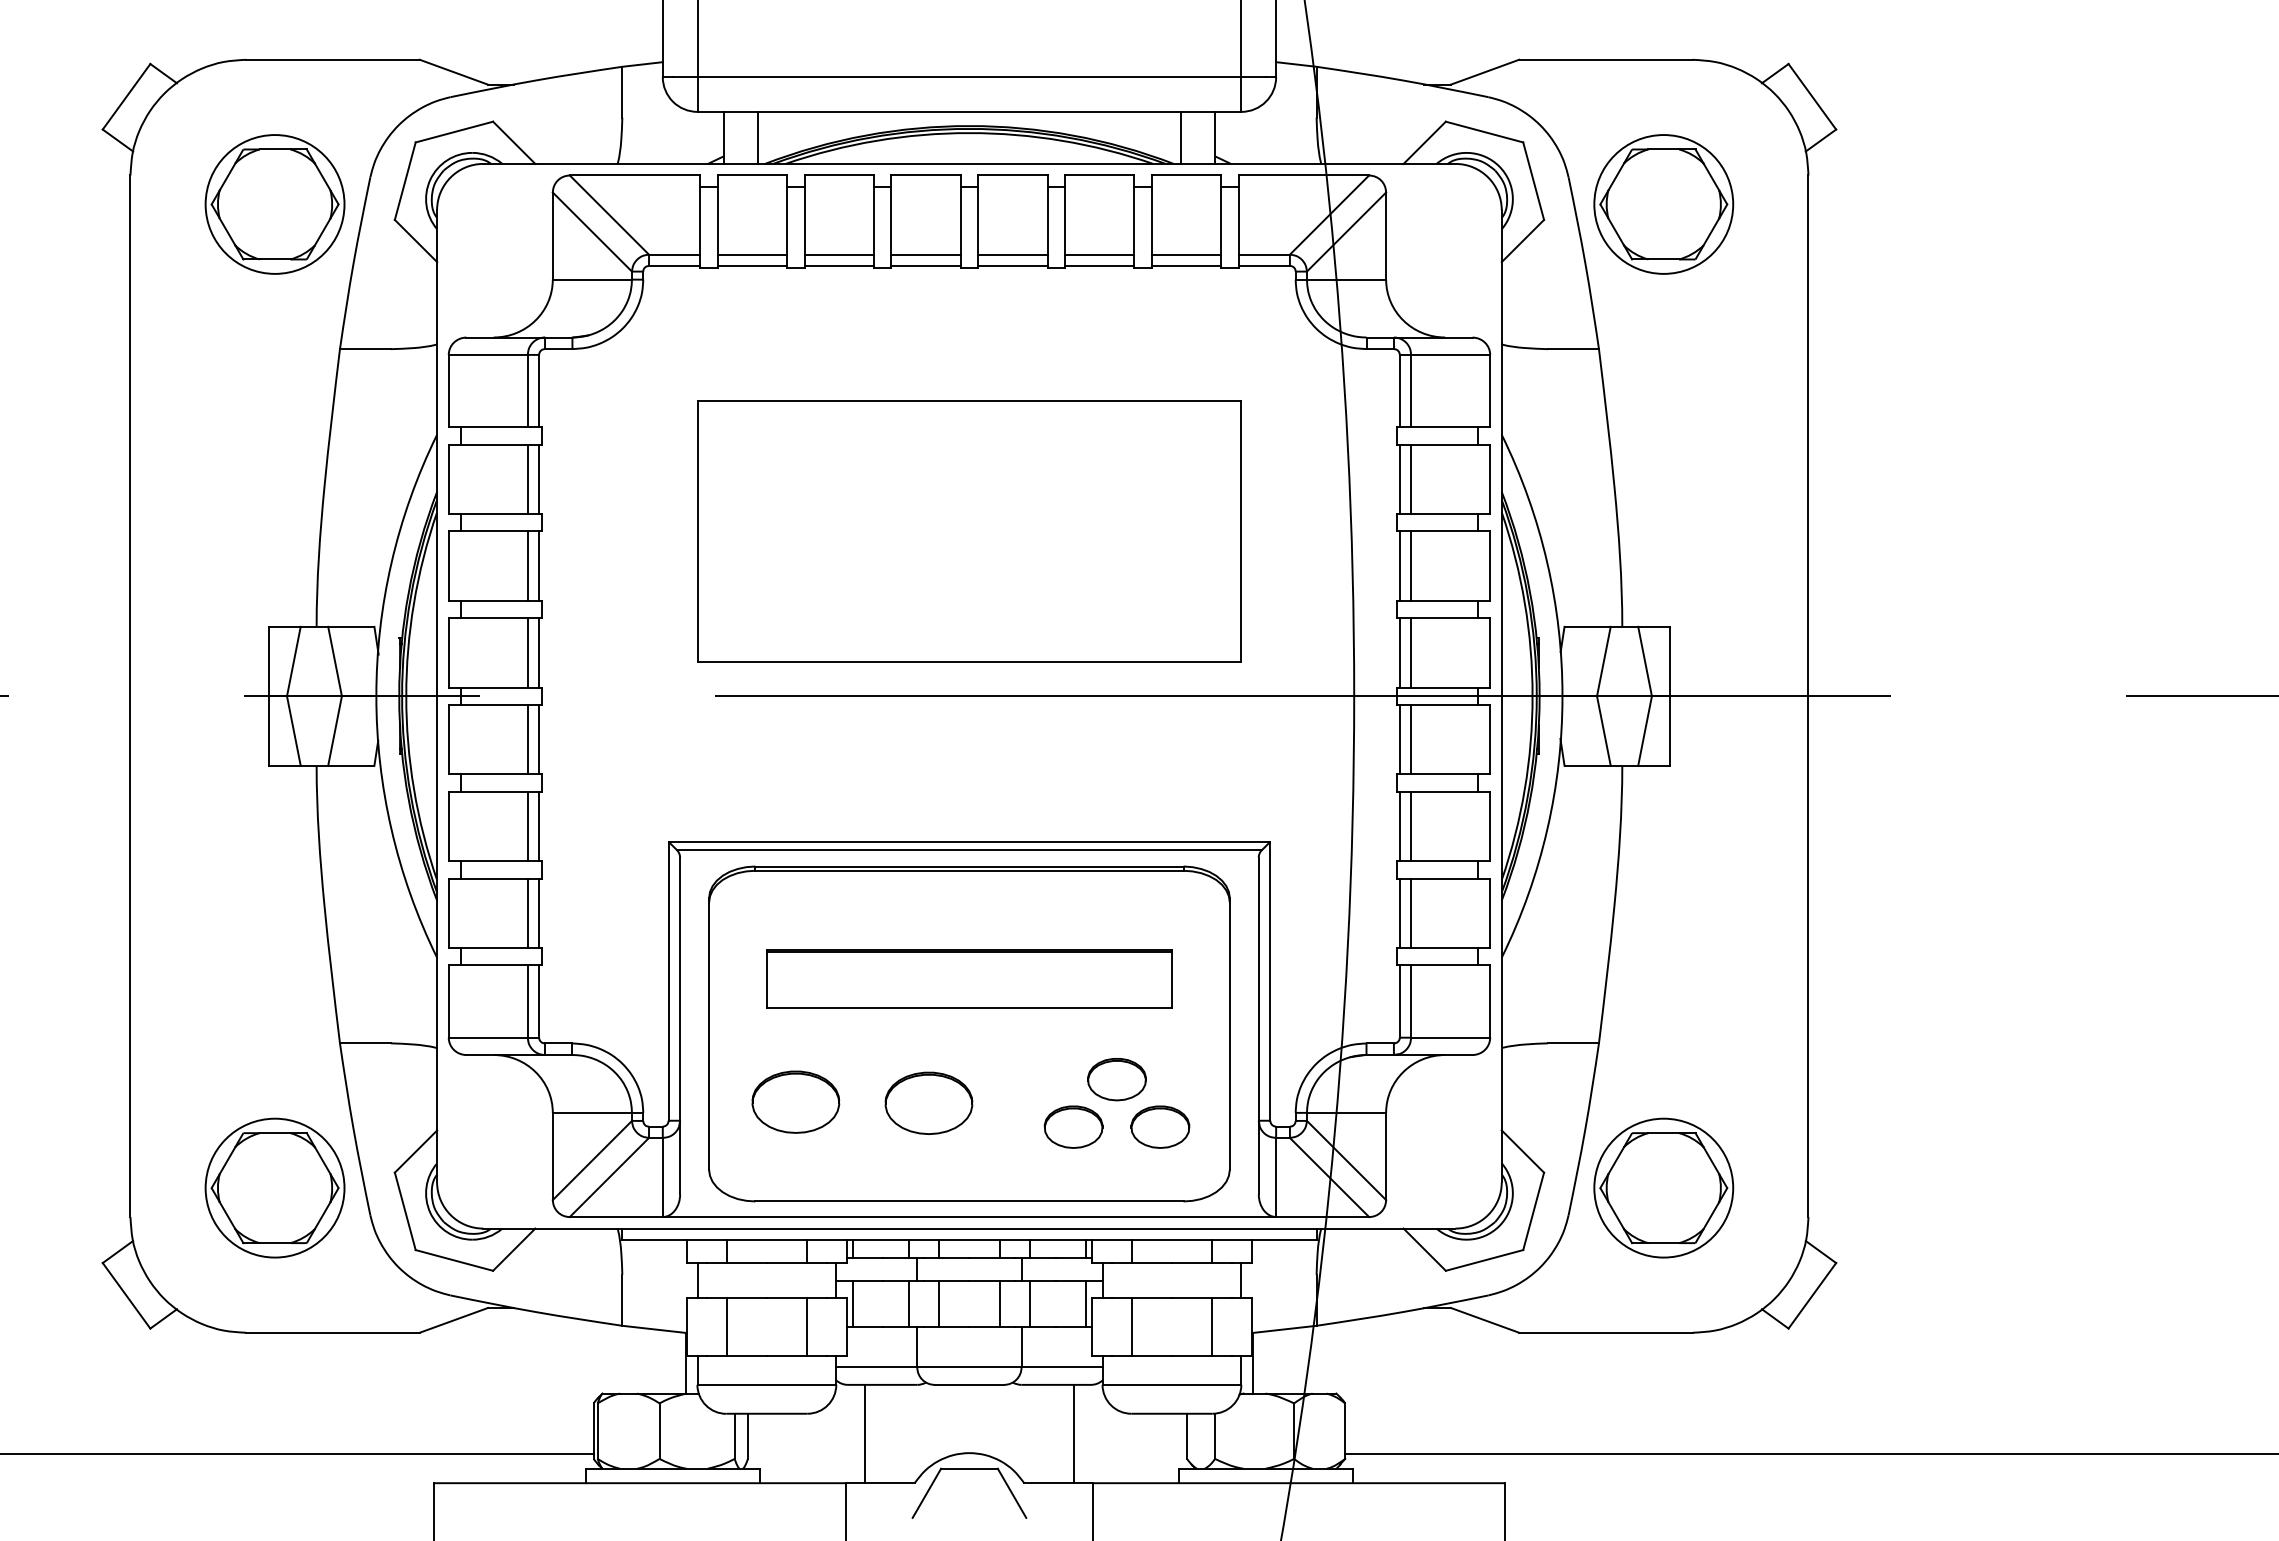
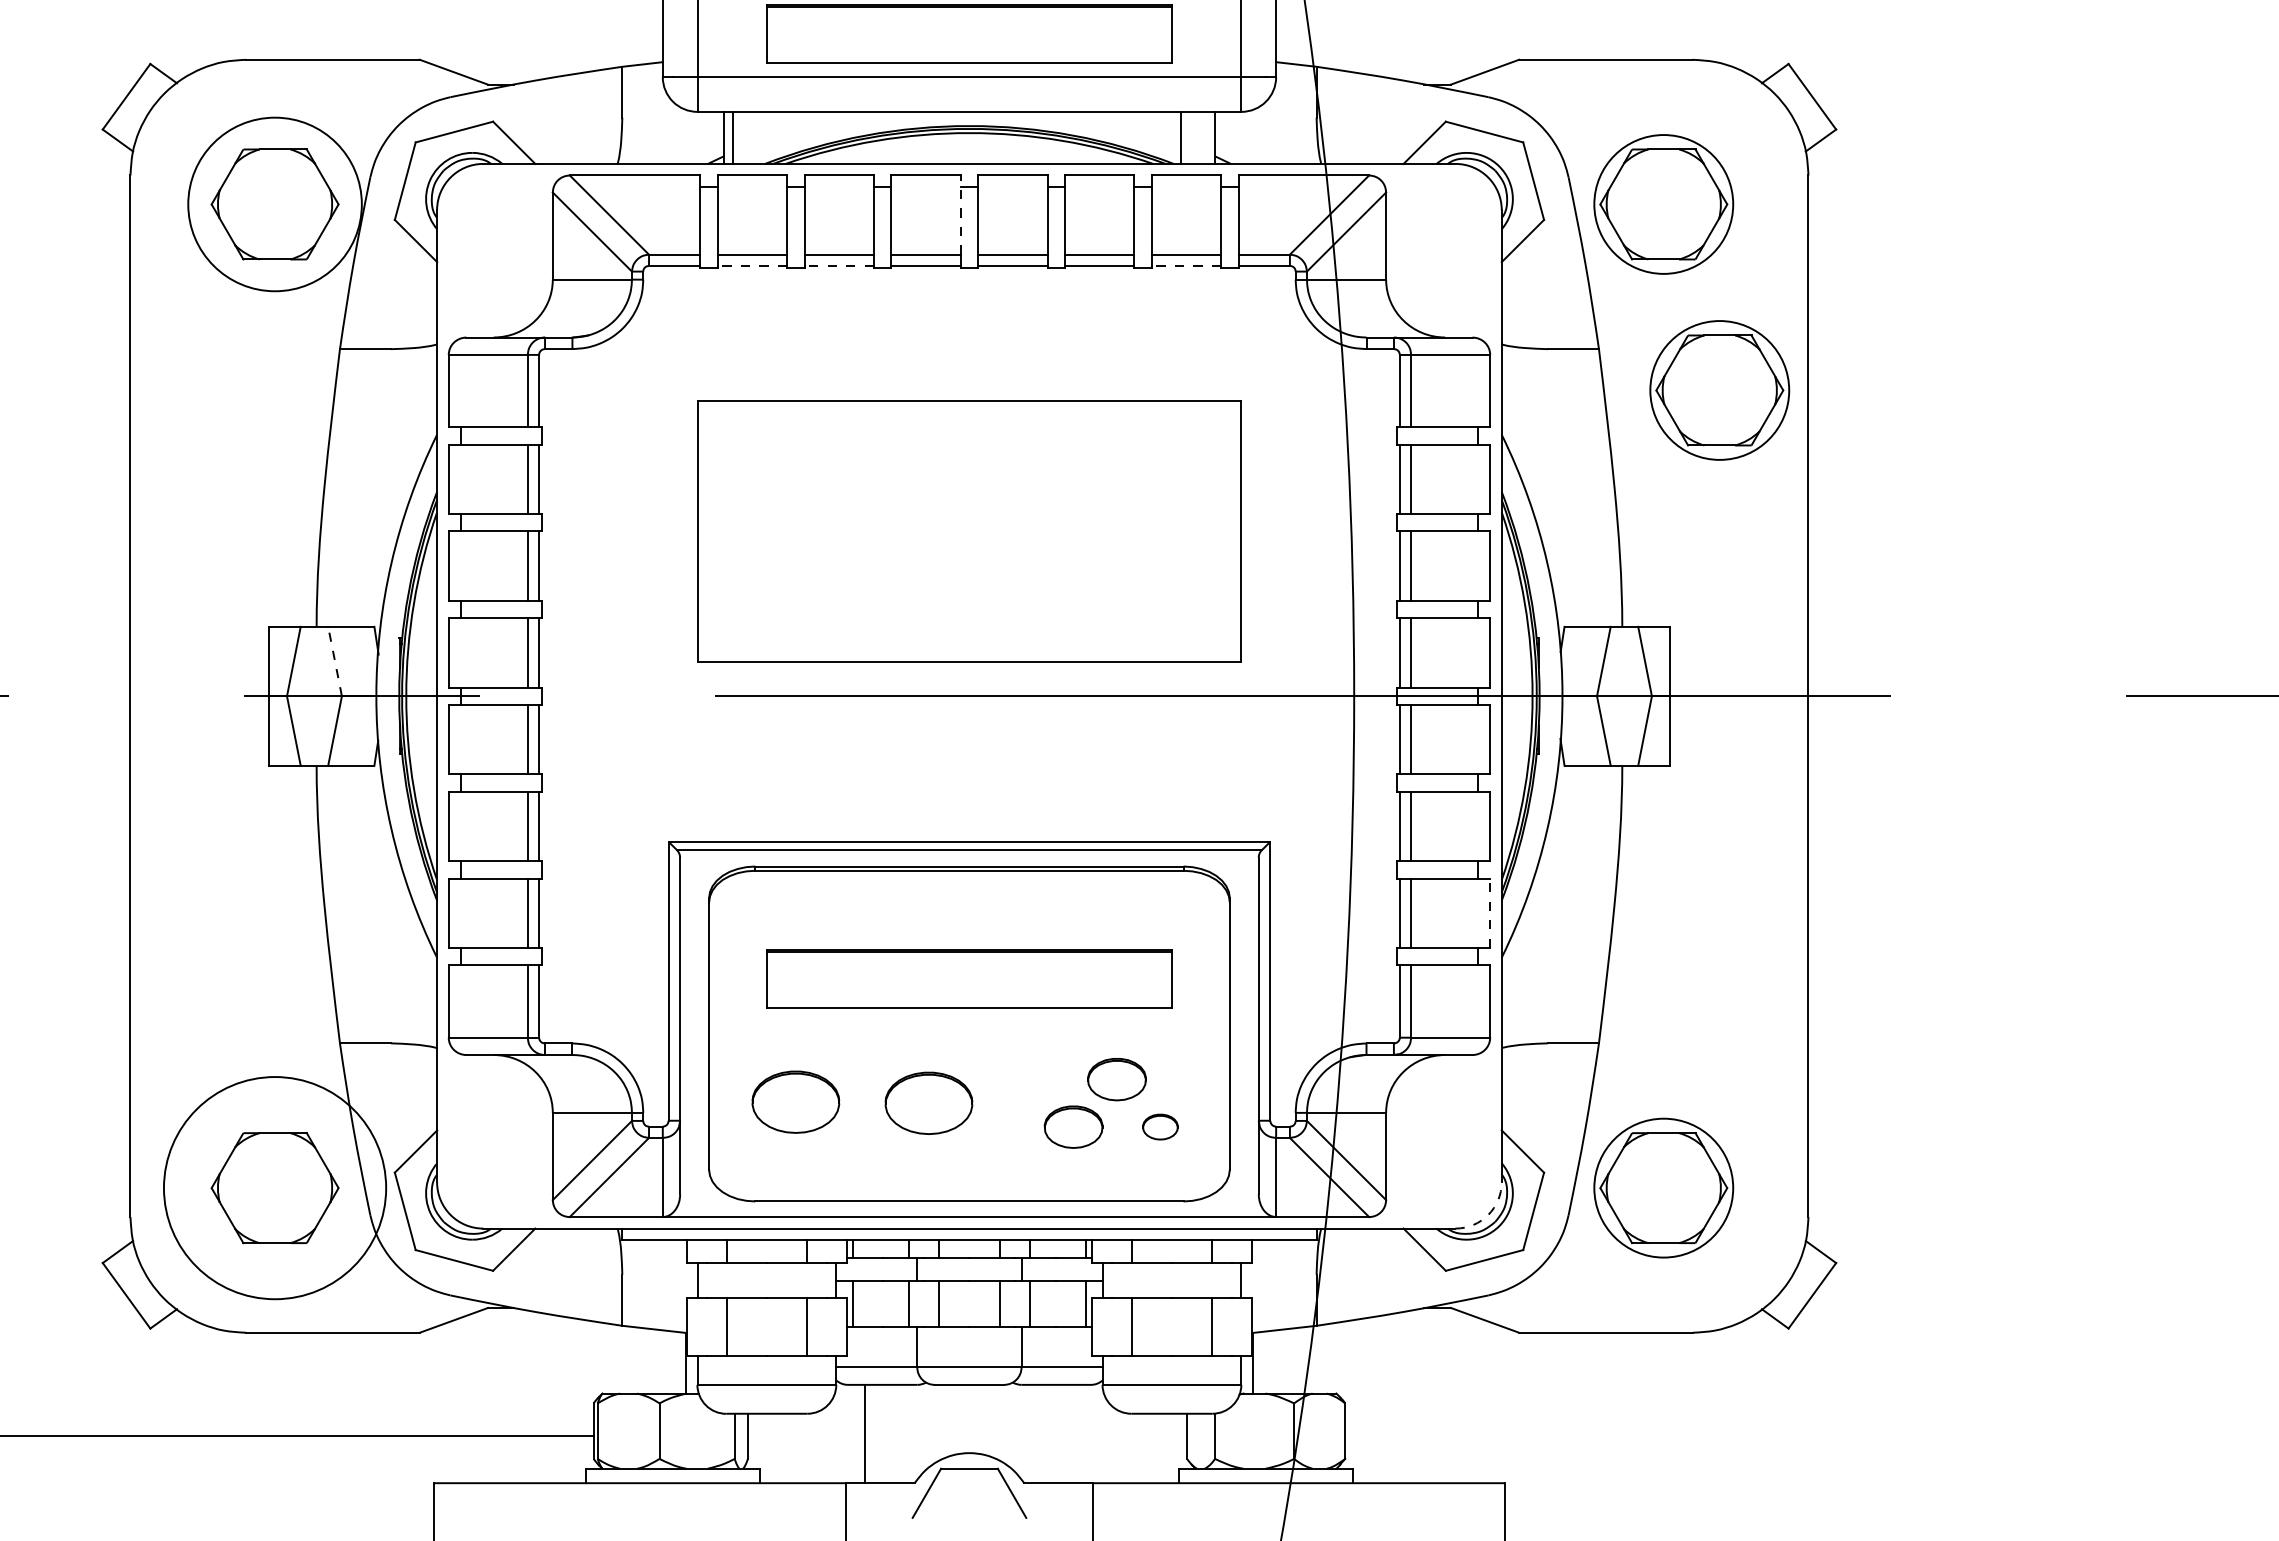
part: none -> present (969, 33)
line position: (758, 137) -> (733, 137) (733, 137)
circle diameter: 139 px -> 174 px (274, 204)
line: solid -> dashed (960, 215)
line: solid -> dashed (752, 265)
line: solid -> dashed (839, 265)
line: solid -> dashed (1186, 265)
part: none -> present (1719, 390)
line: solid -> dashed (334, 661)
line: solid -> dashed (1490, 913)
part size: 61x44 px -> 37x28 px (1160, 1126)
circle diameter: 139 px -> 222 px (274, 1188)
arc: solid -> dashed (1488, 1215)
line: present -> none (1073, 1433)
line position: (297, 1454) -> (297, 1436) (297, 1436)
line: present -> none (1810, 1454)
